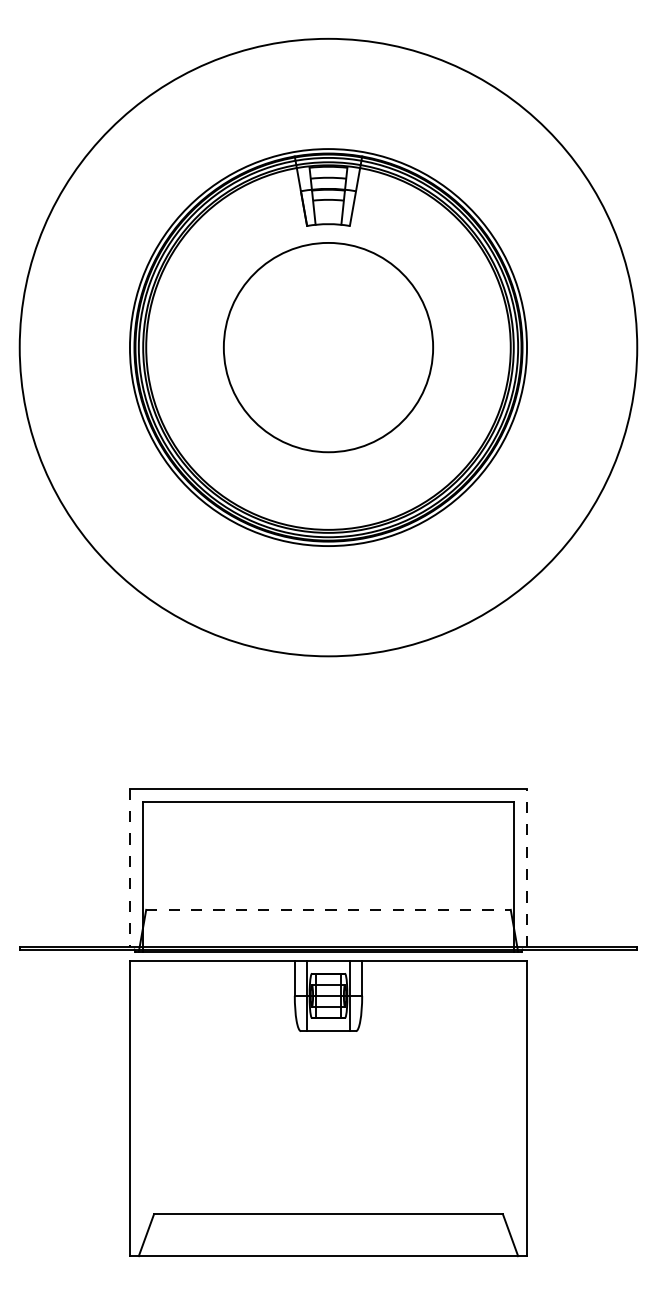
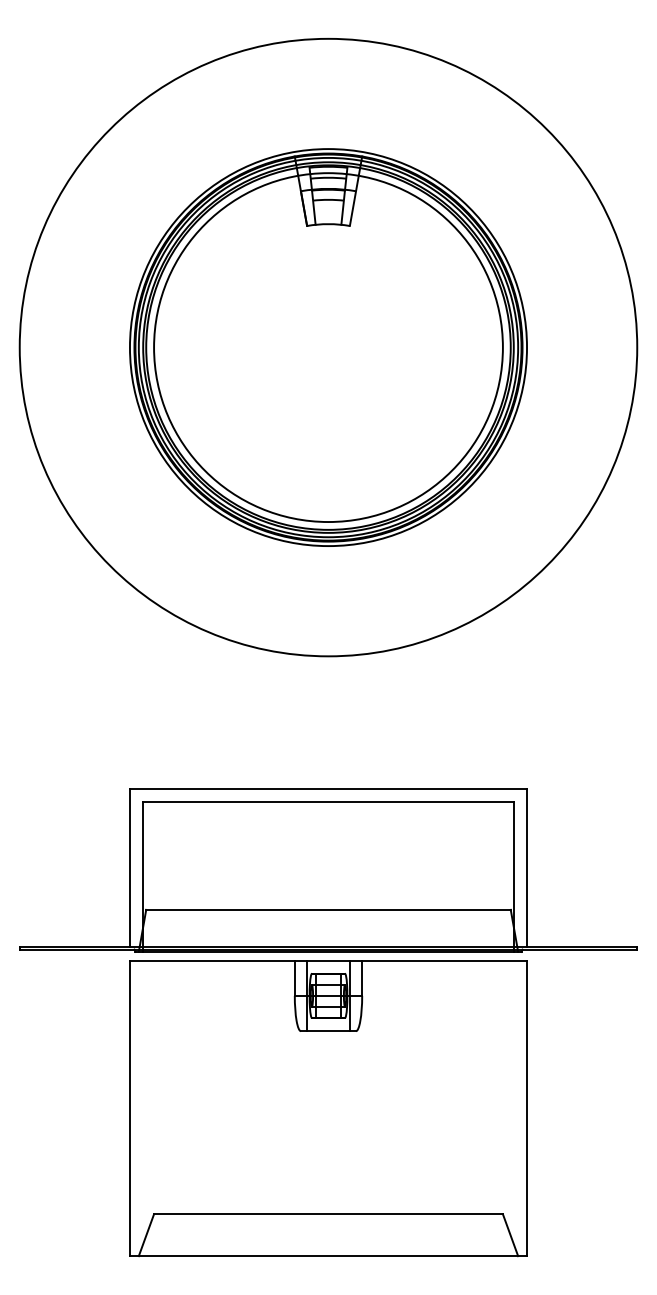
circle diameter: 209 px -> 349 px (328, 347)
line: dashed -> solid (527, 867)
line: dashed -> solid (129, 868)
line: dashed -> solid (328, 909)
